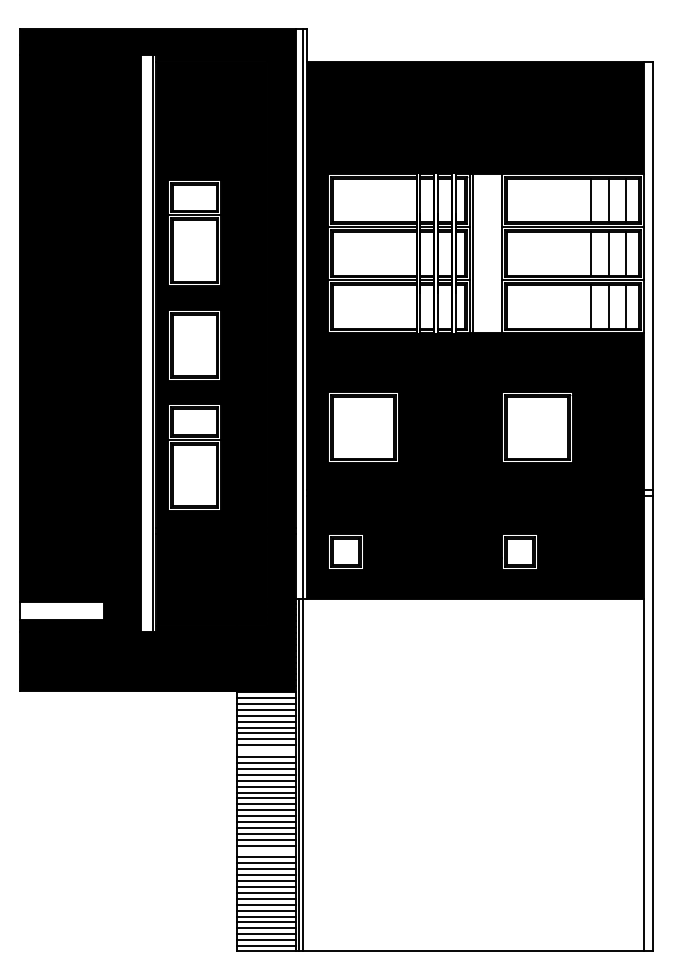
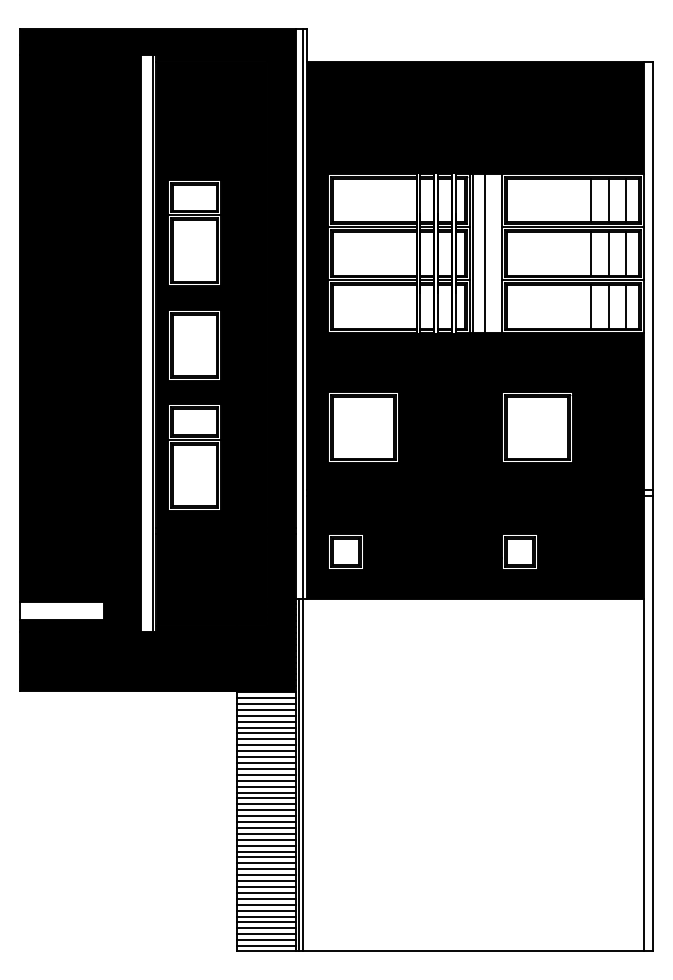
line: none -> present (485, 253)
line: none -> present (265, 751)
line: none -> present (265, 851)
